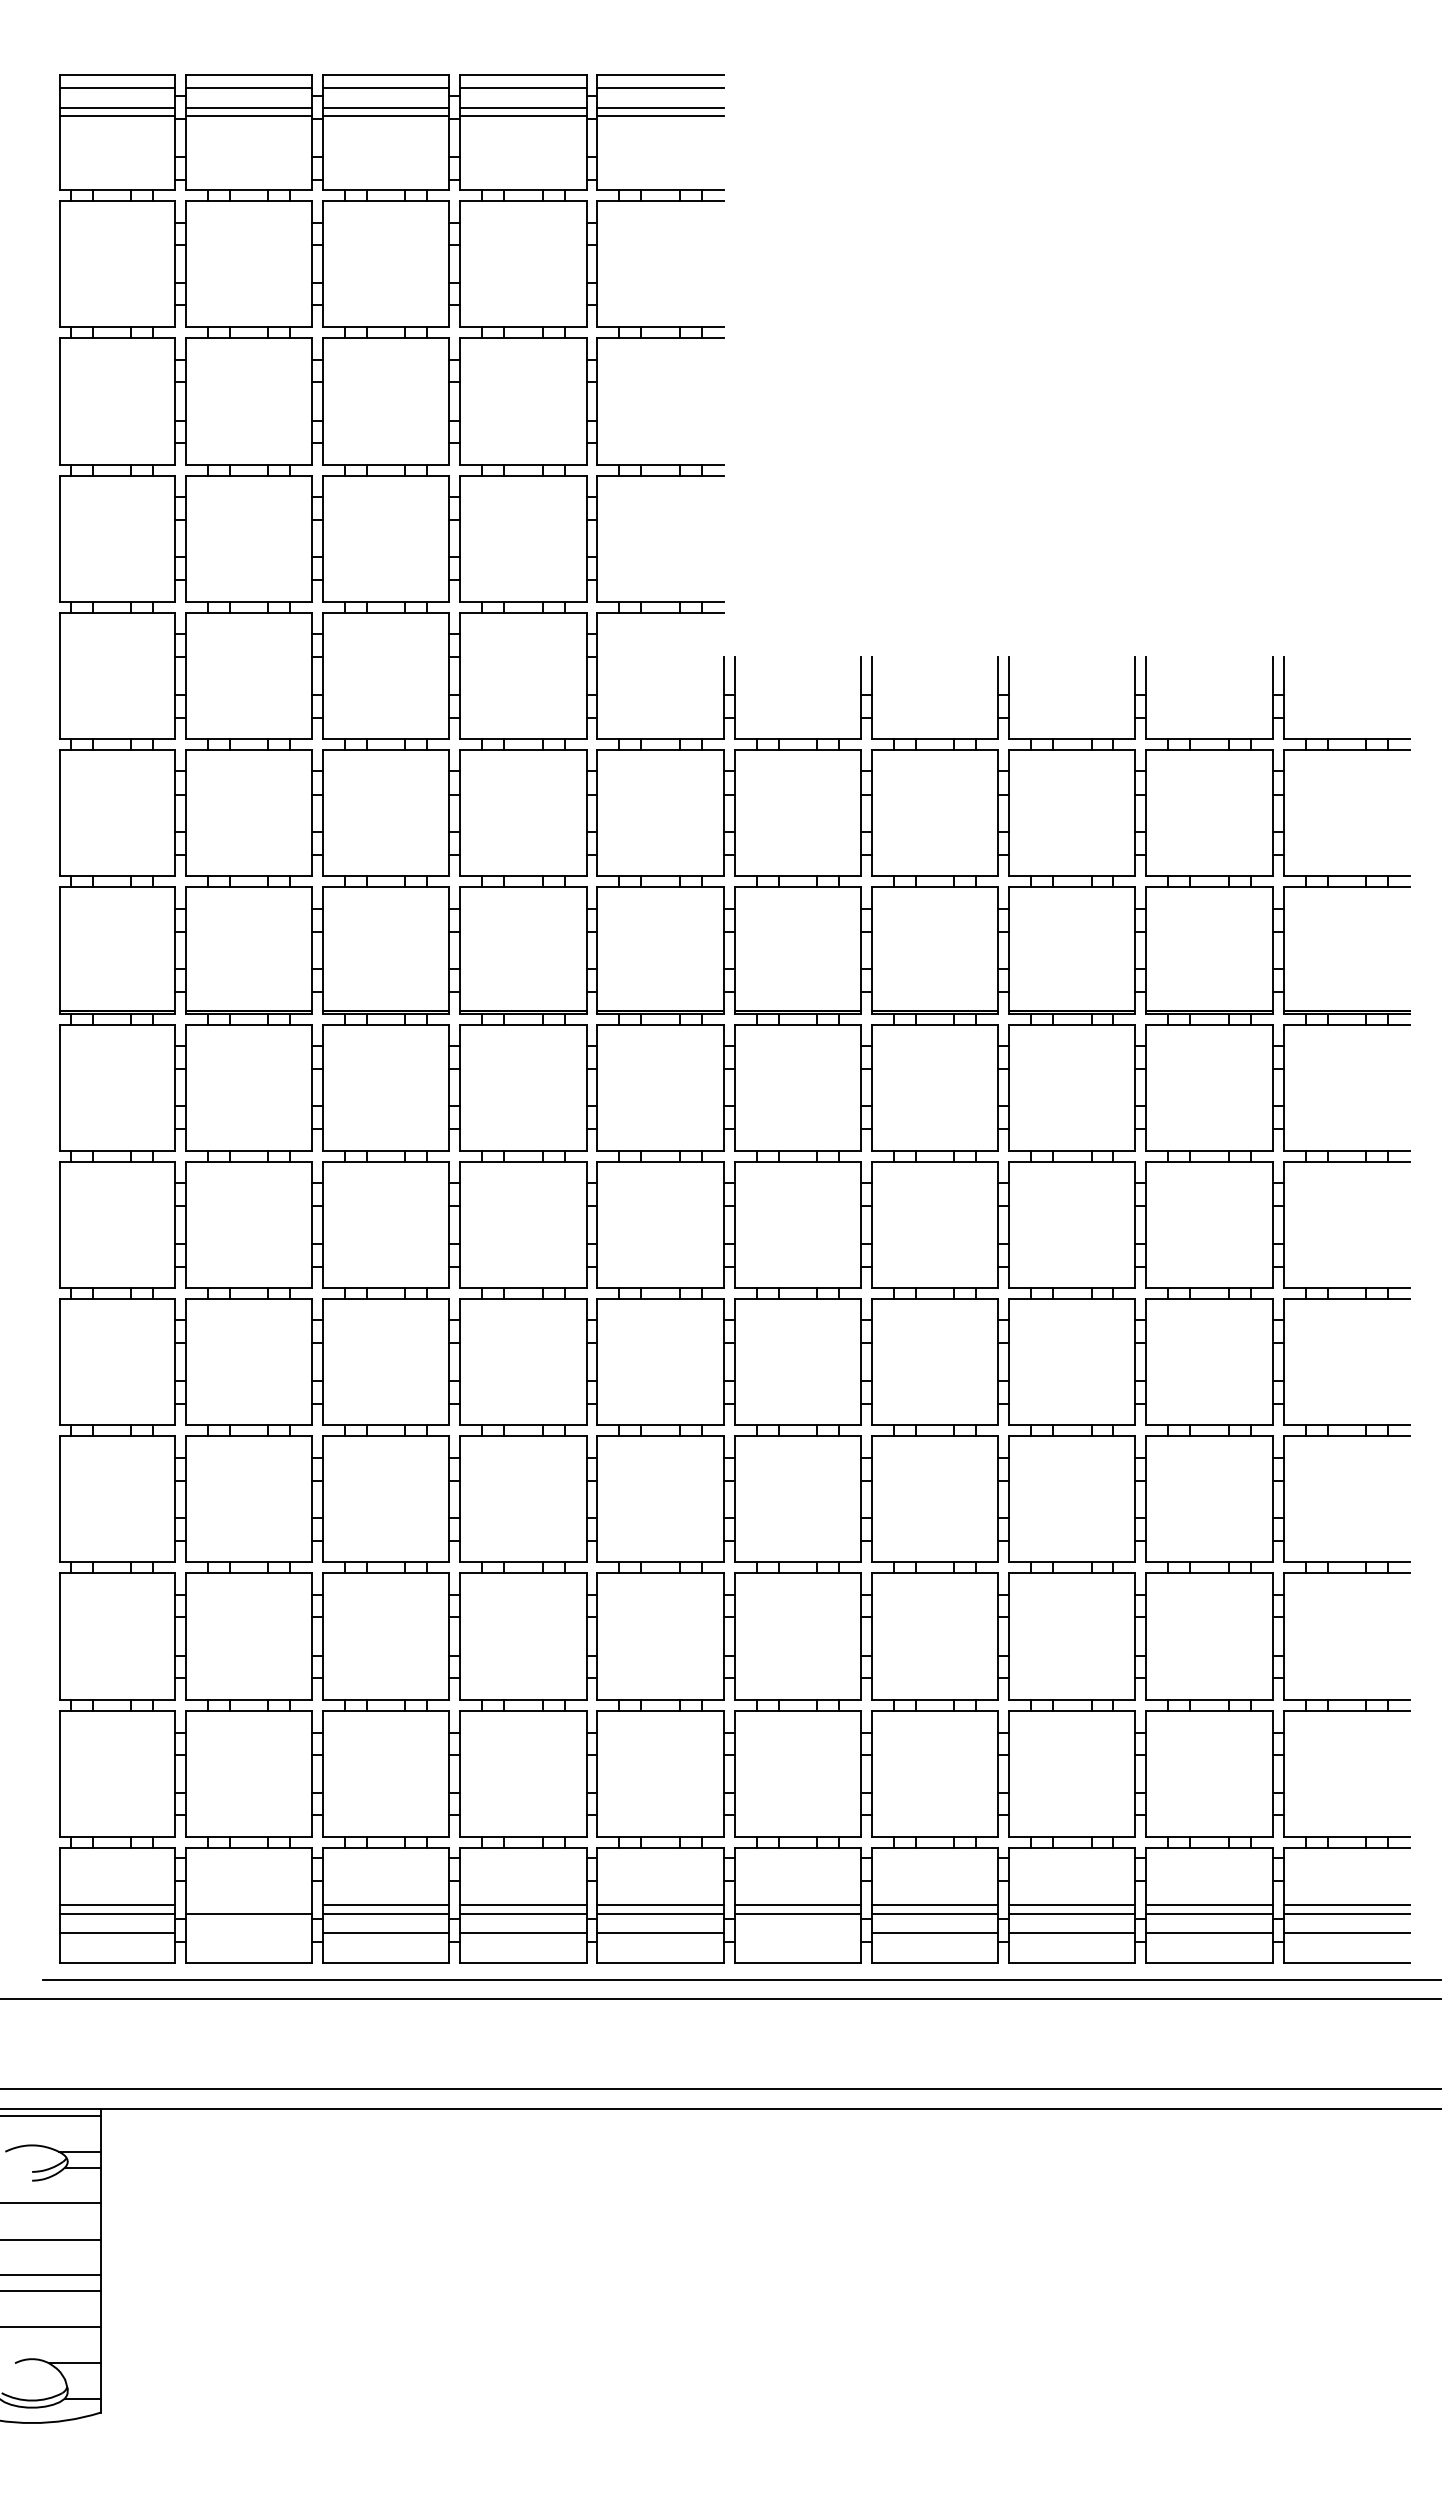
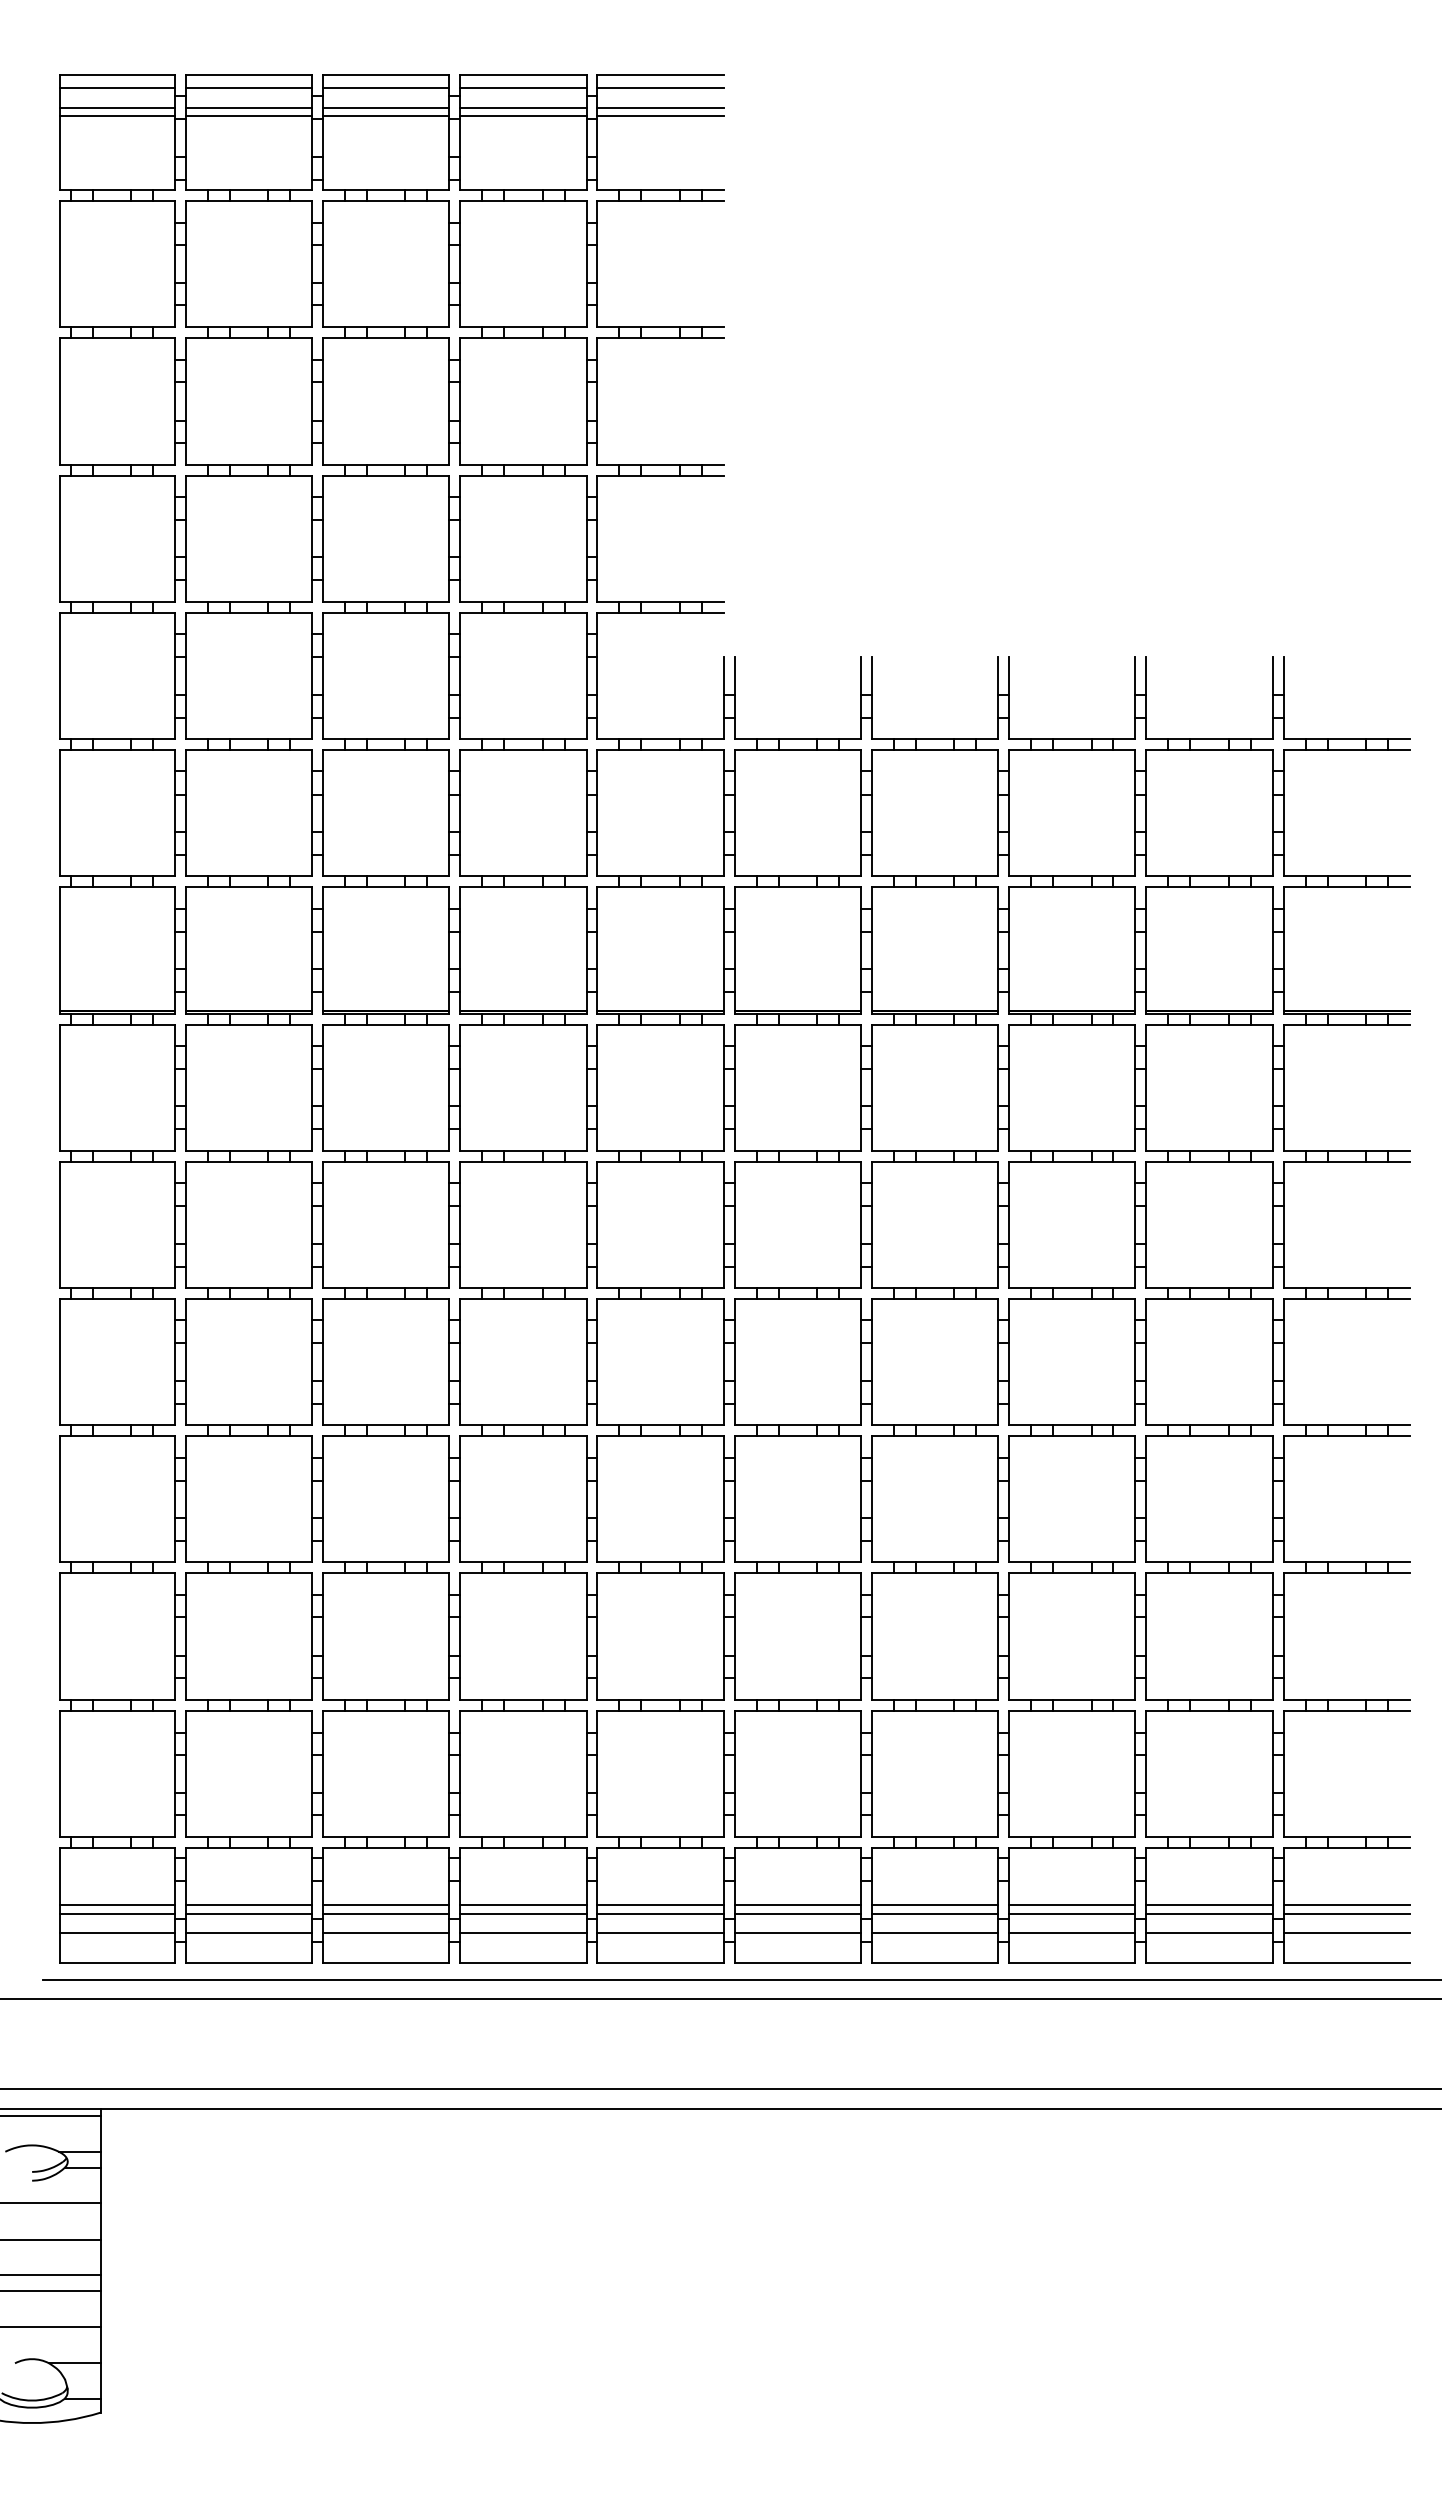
line: none -> present (248, 1905)
line: none -> present (248, 1933)
line: none -> present (797, 1933)
